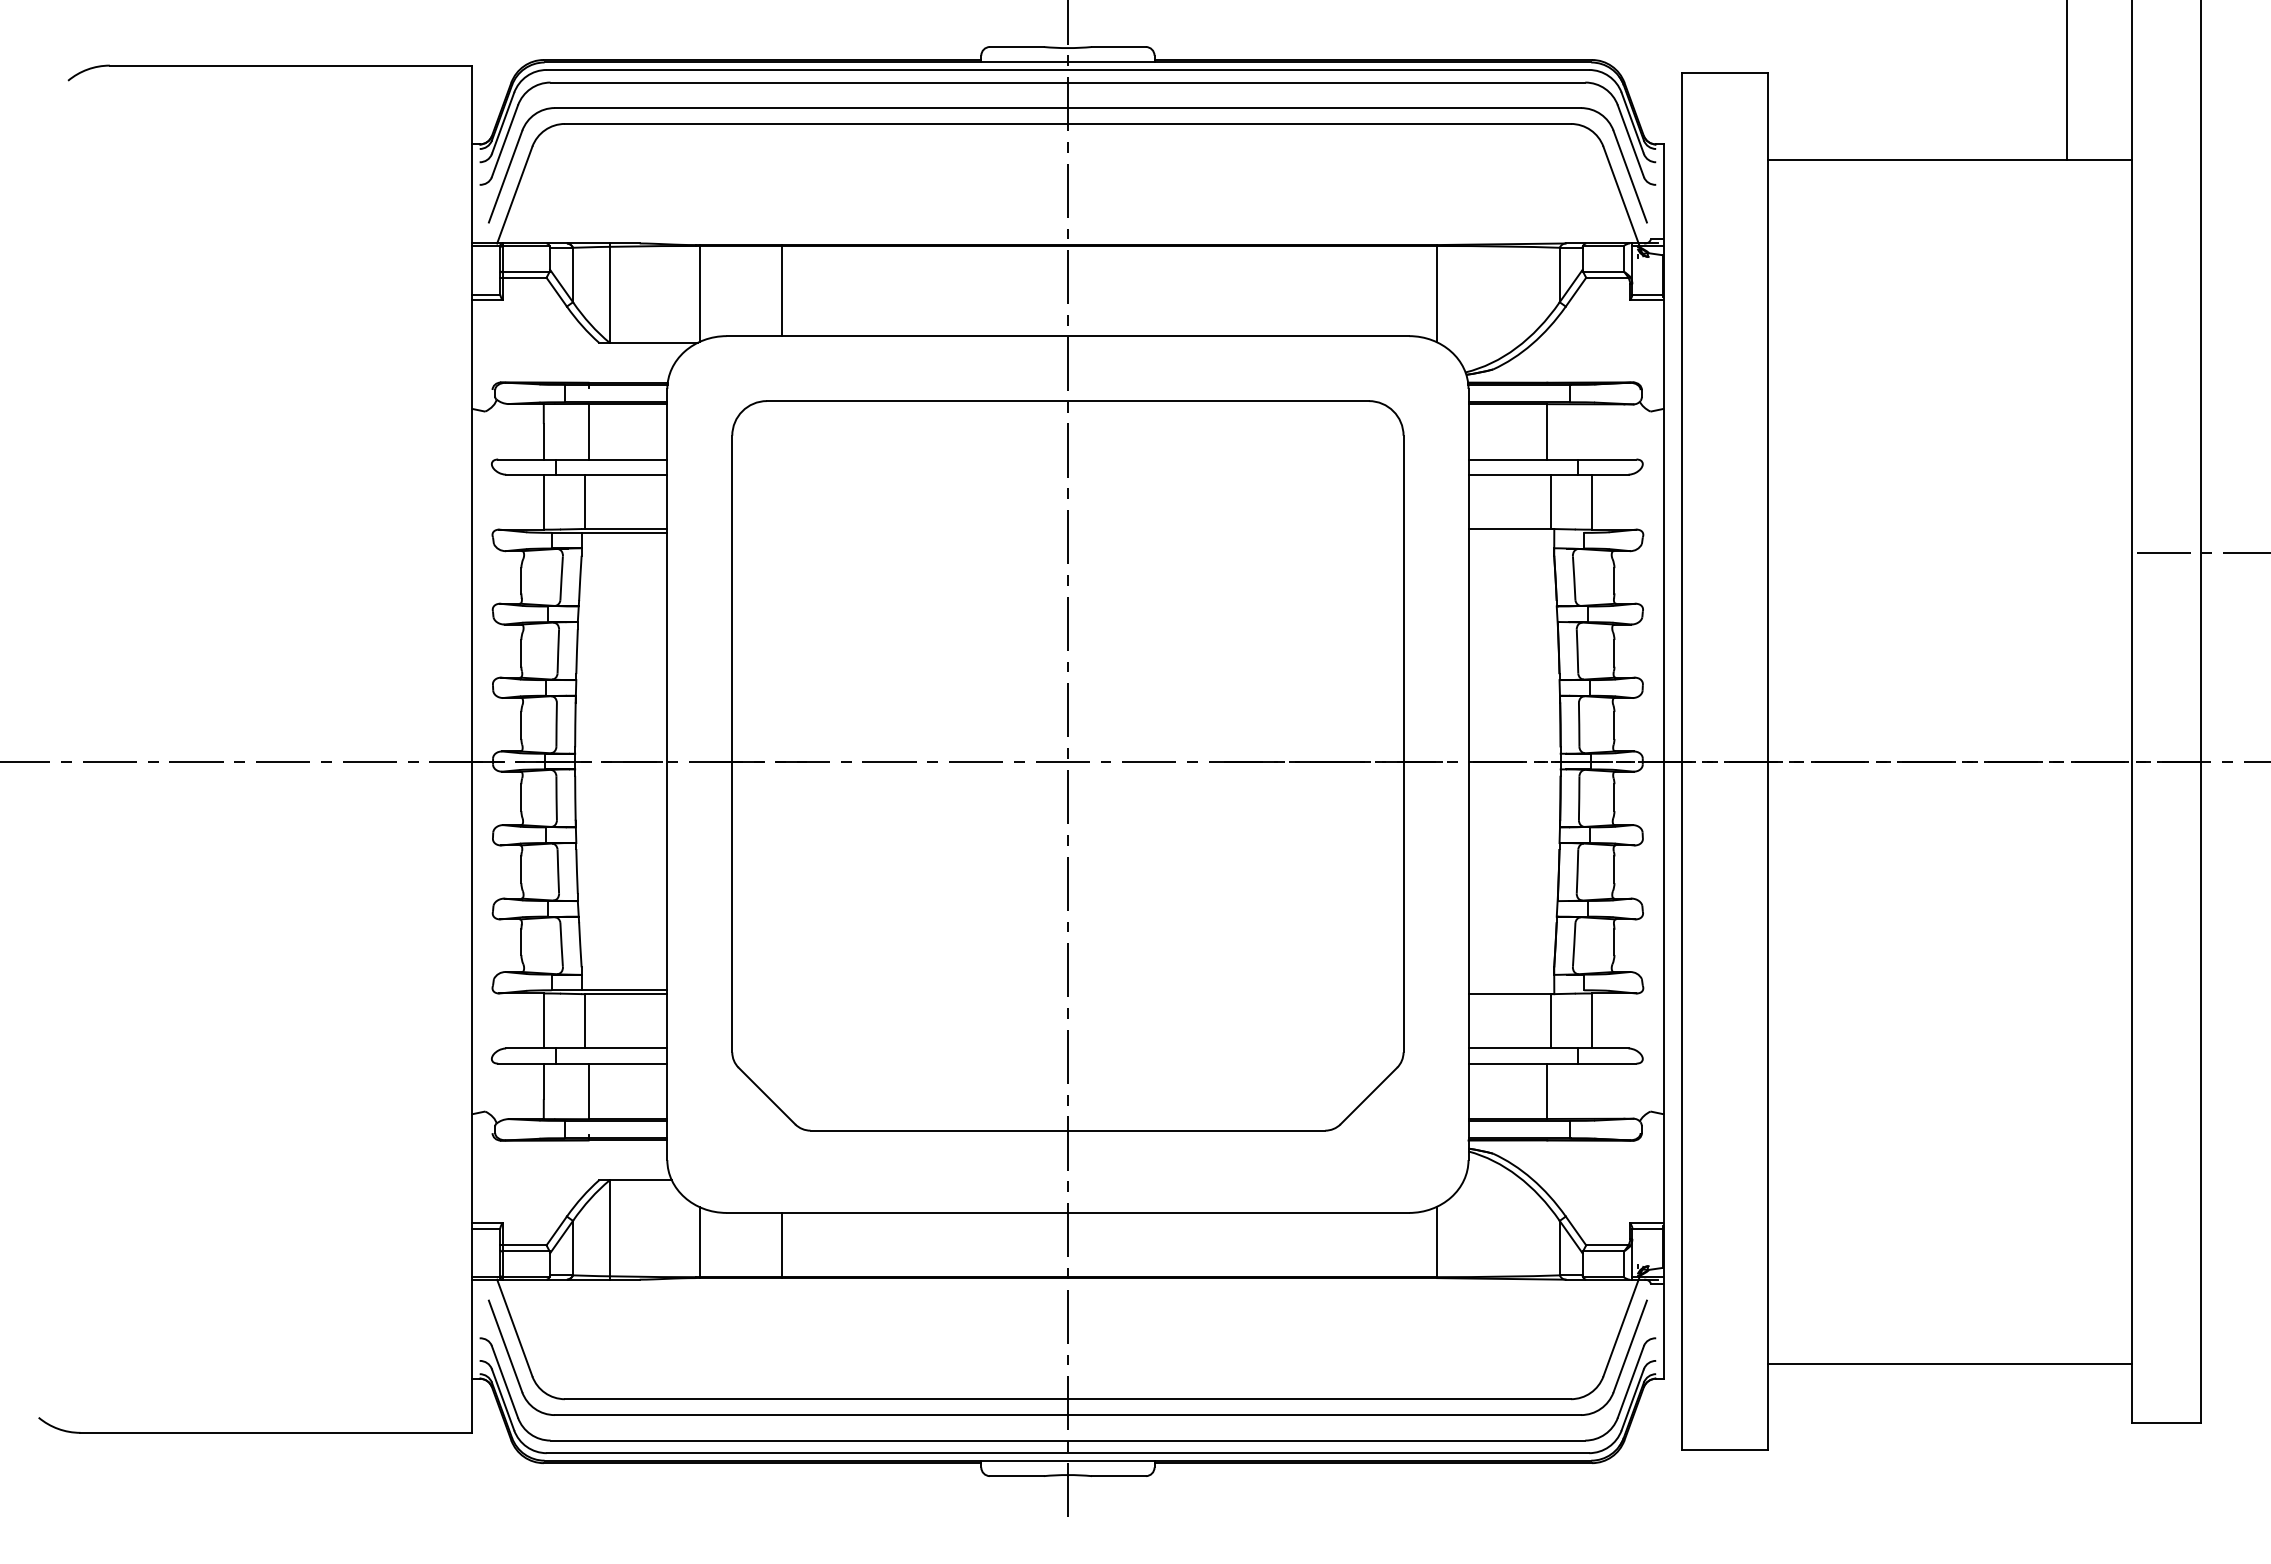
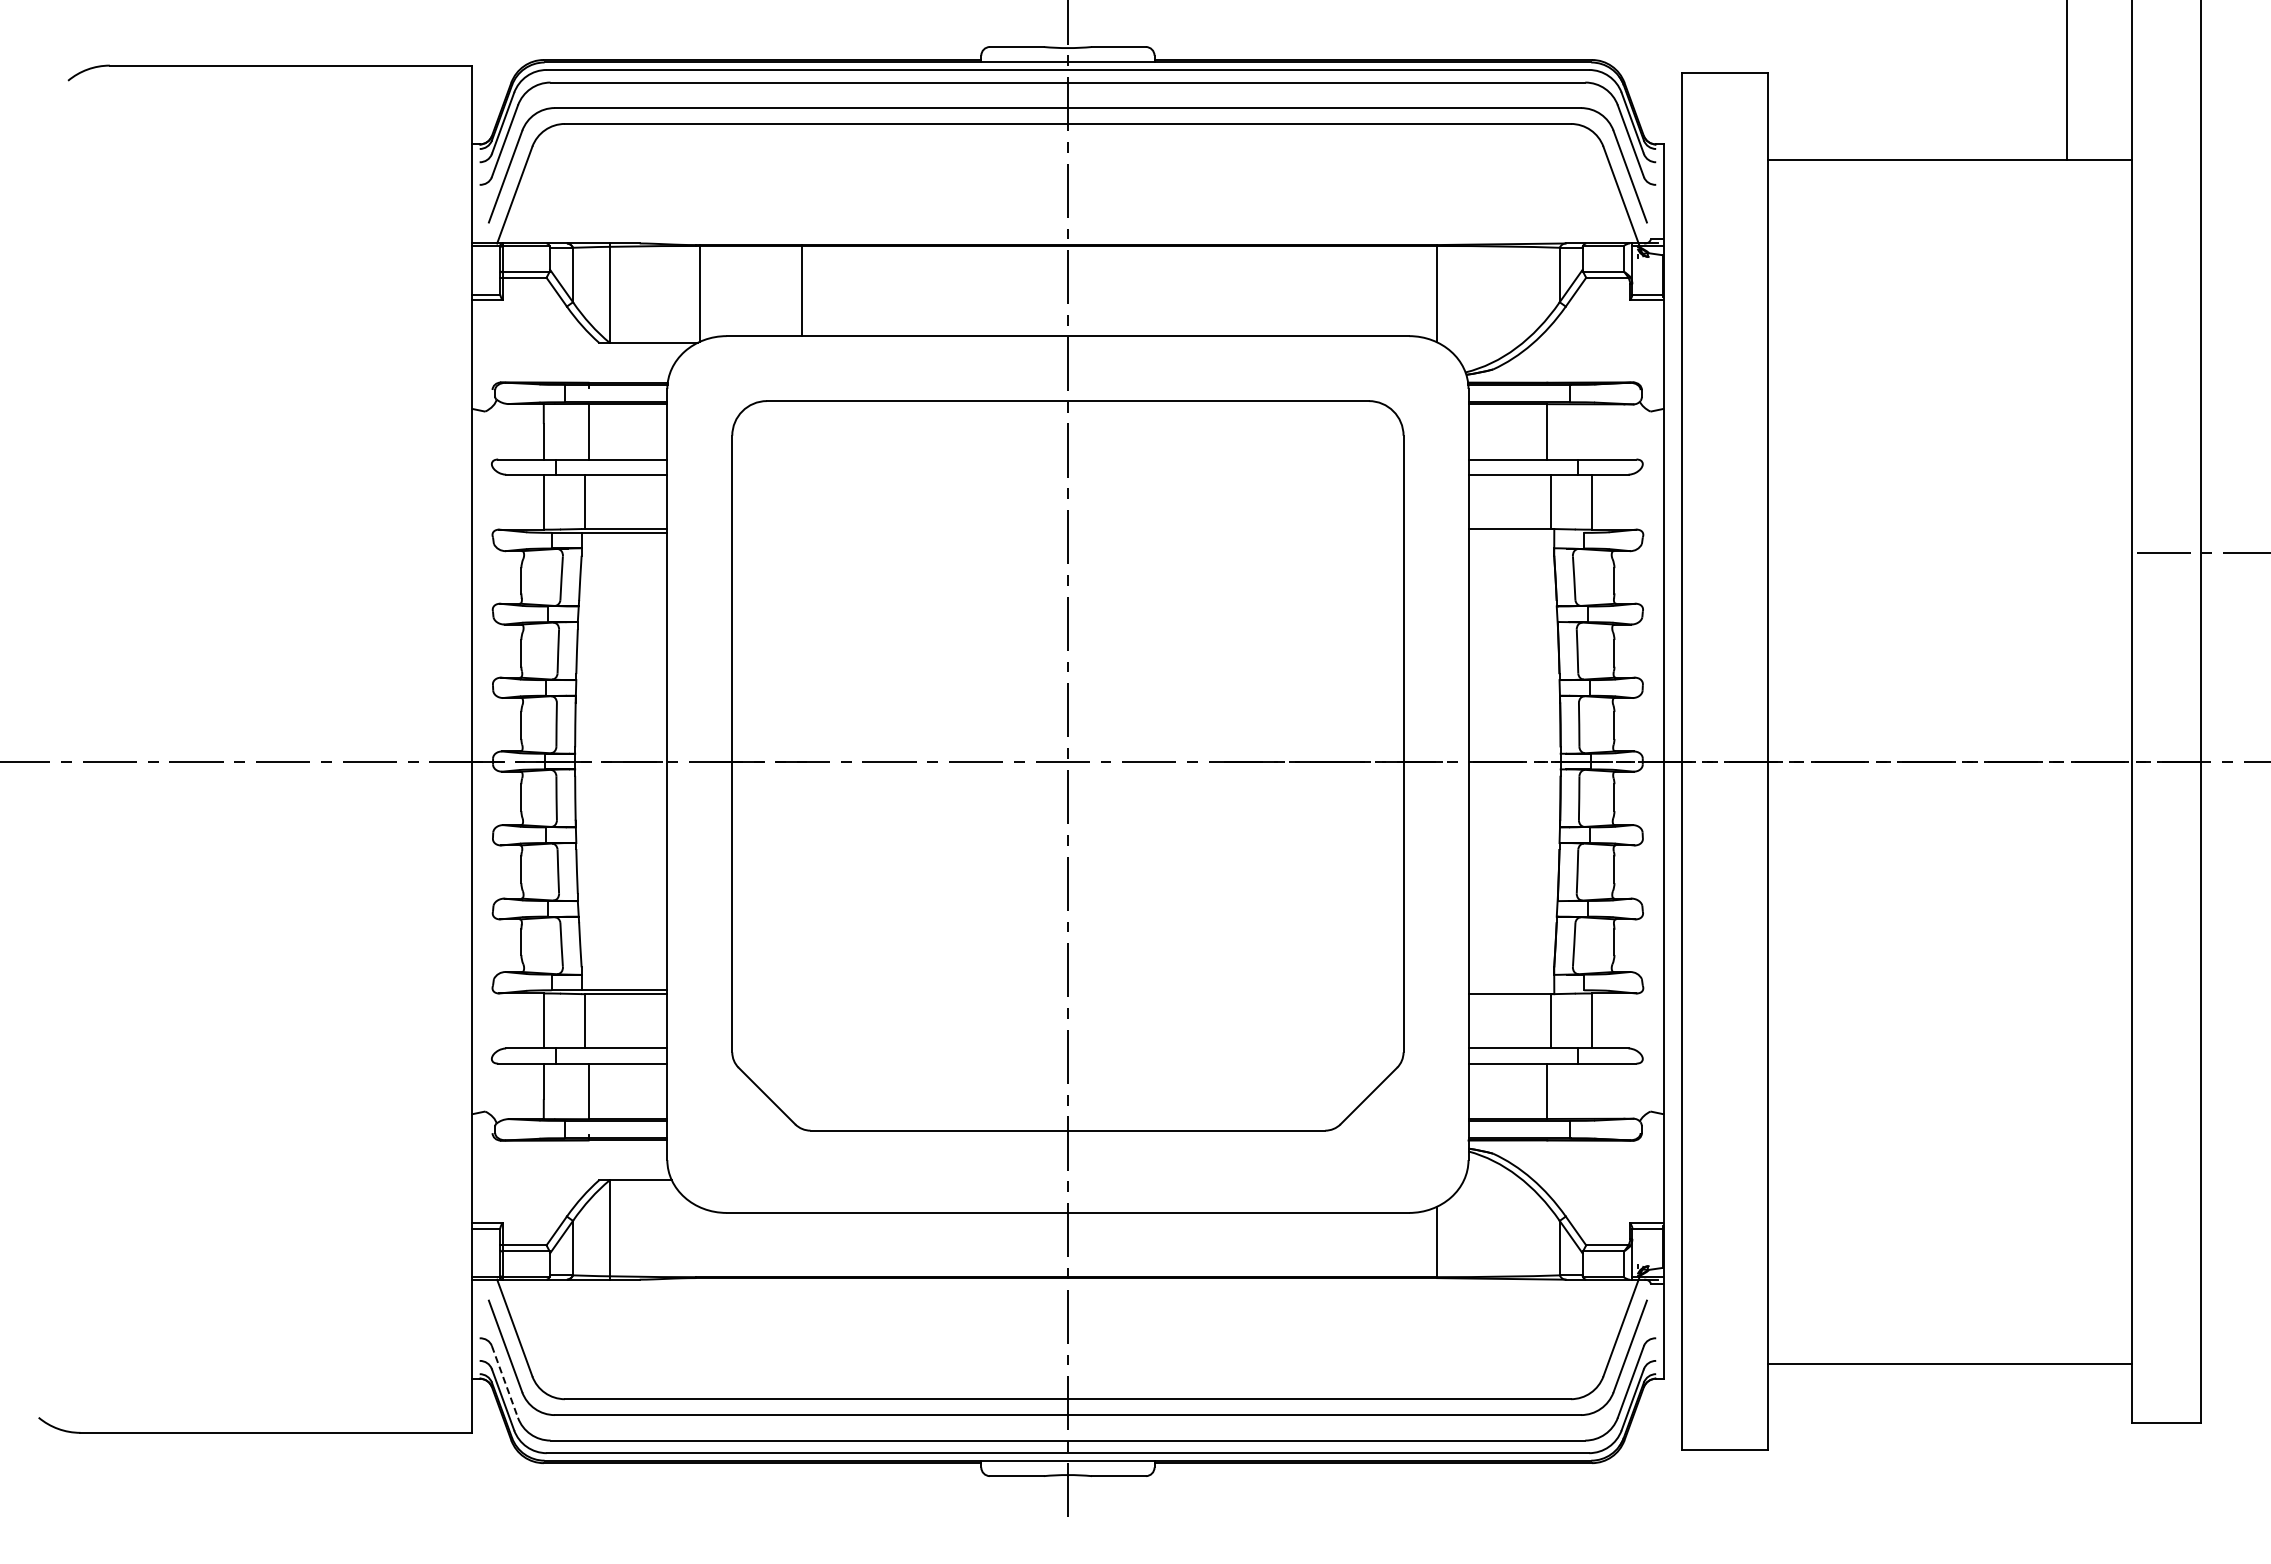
line position: (781, 290) -> (801, 290) (801, 290)
line: present -> none (699, 1242)
line: present -> none (781, 1245)
line: solid -> dashed (505, 1382)
